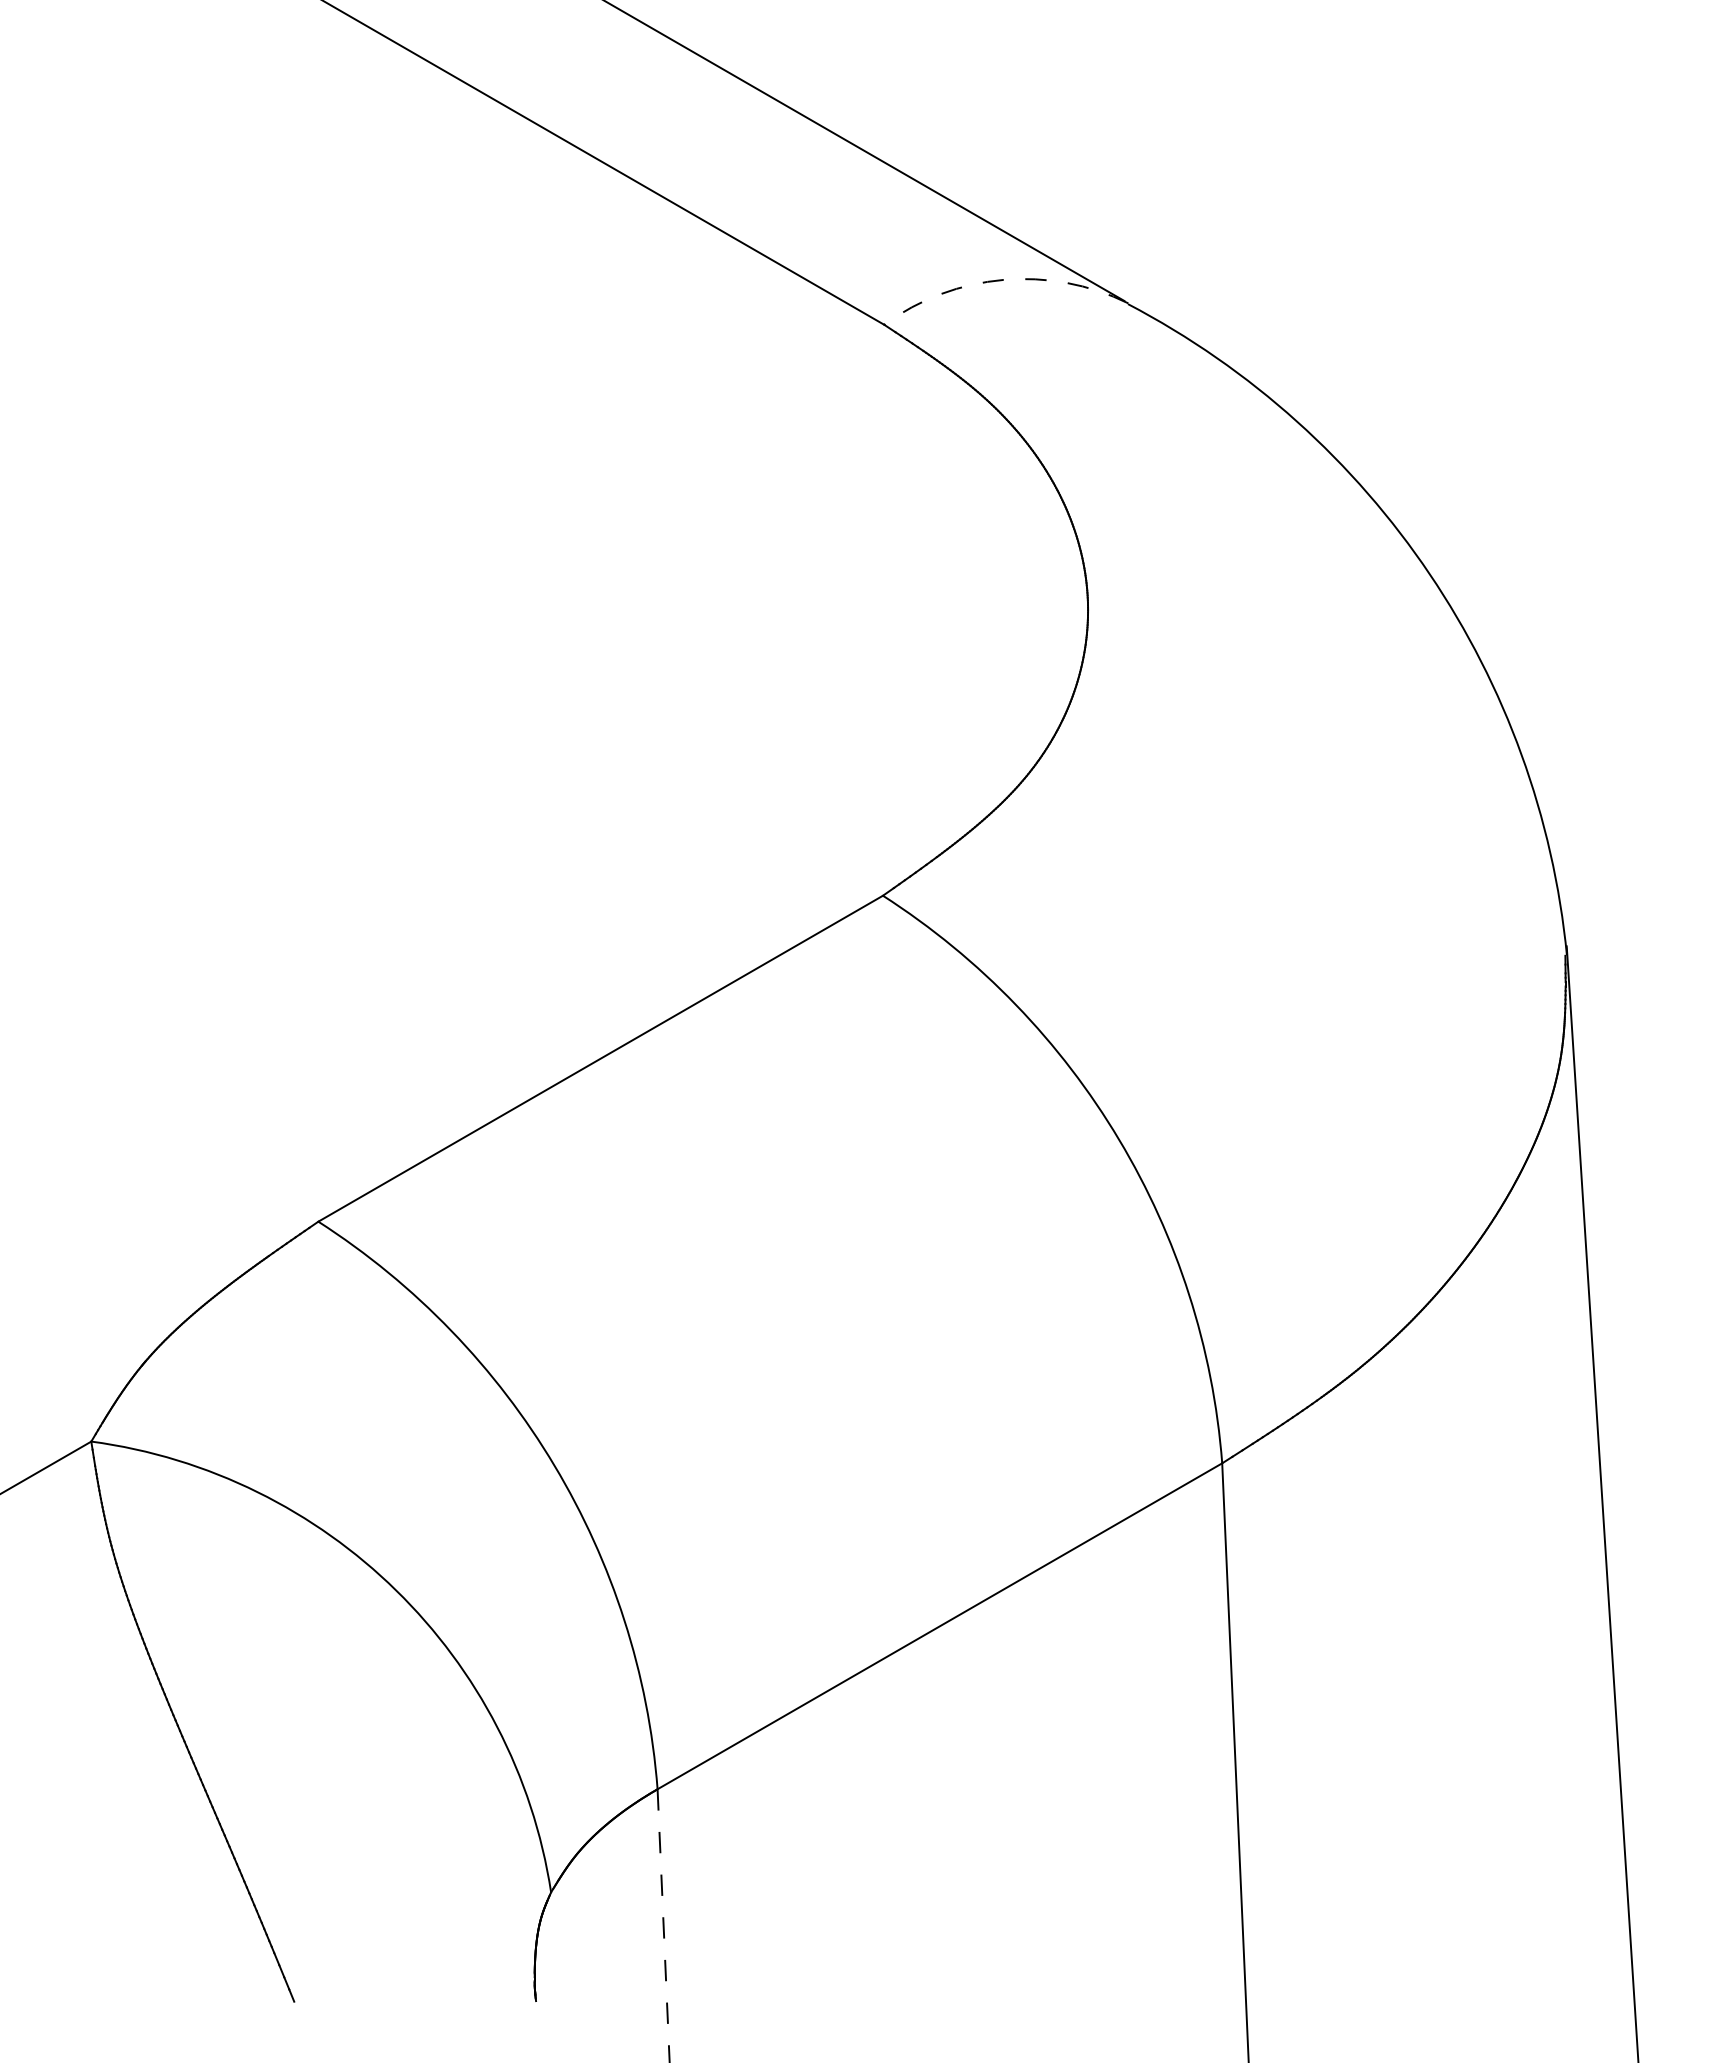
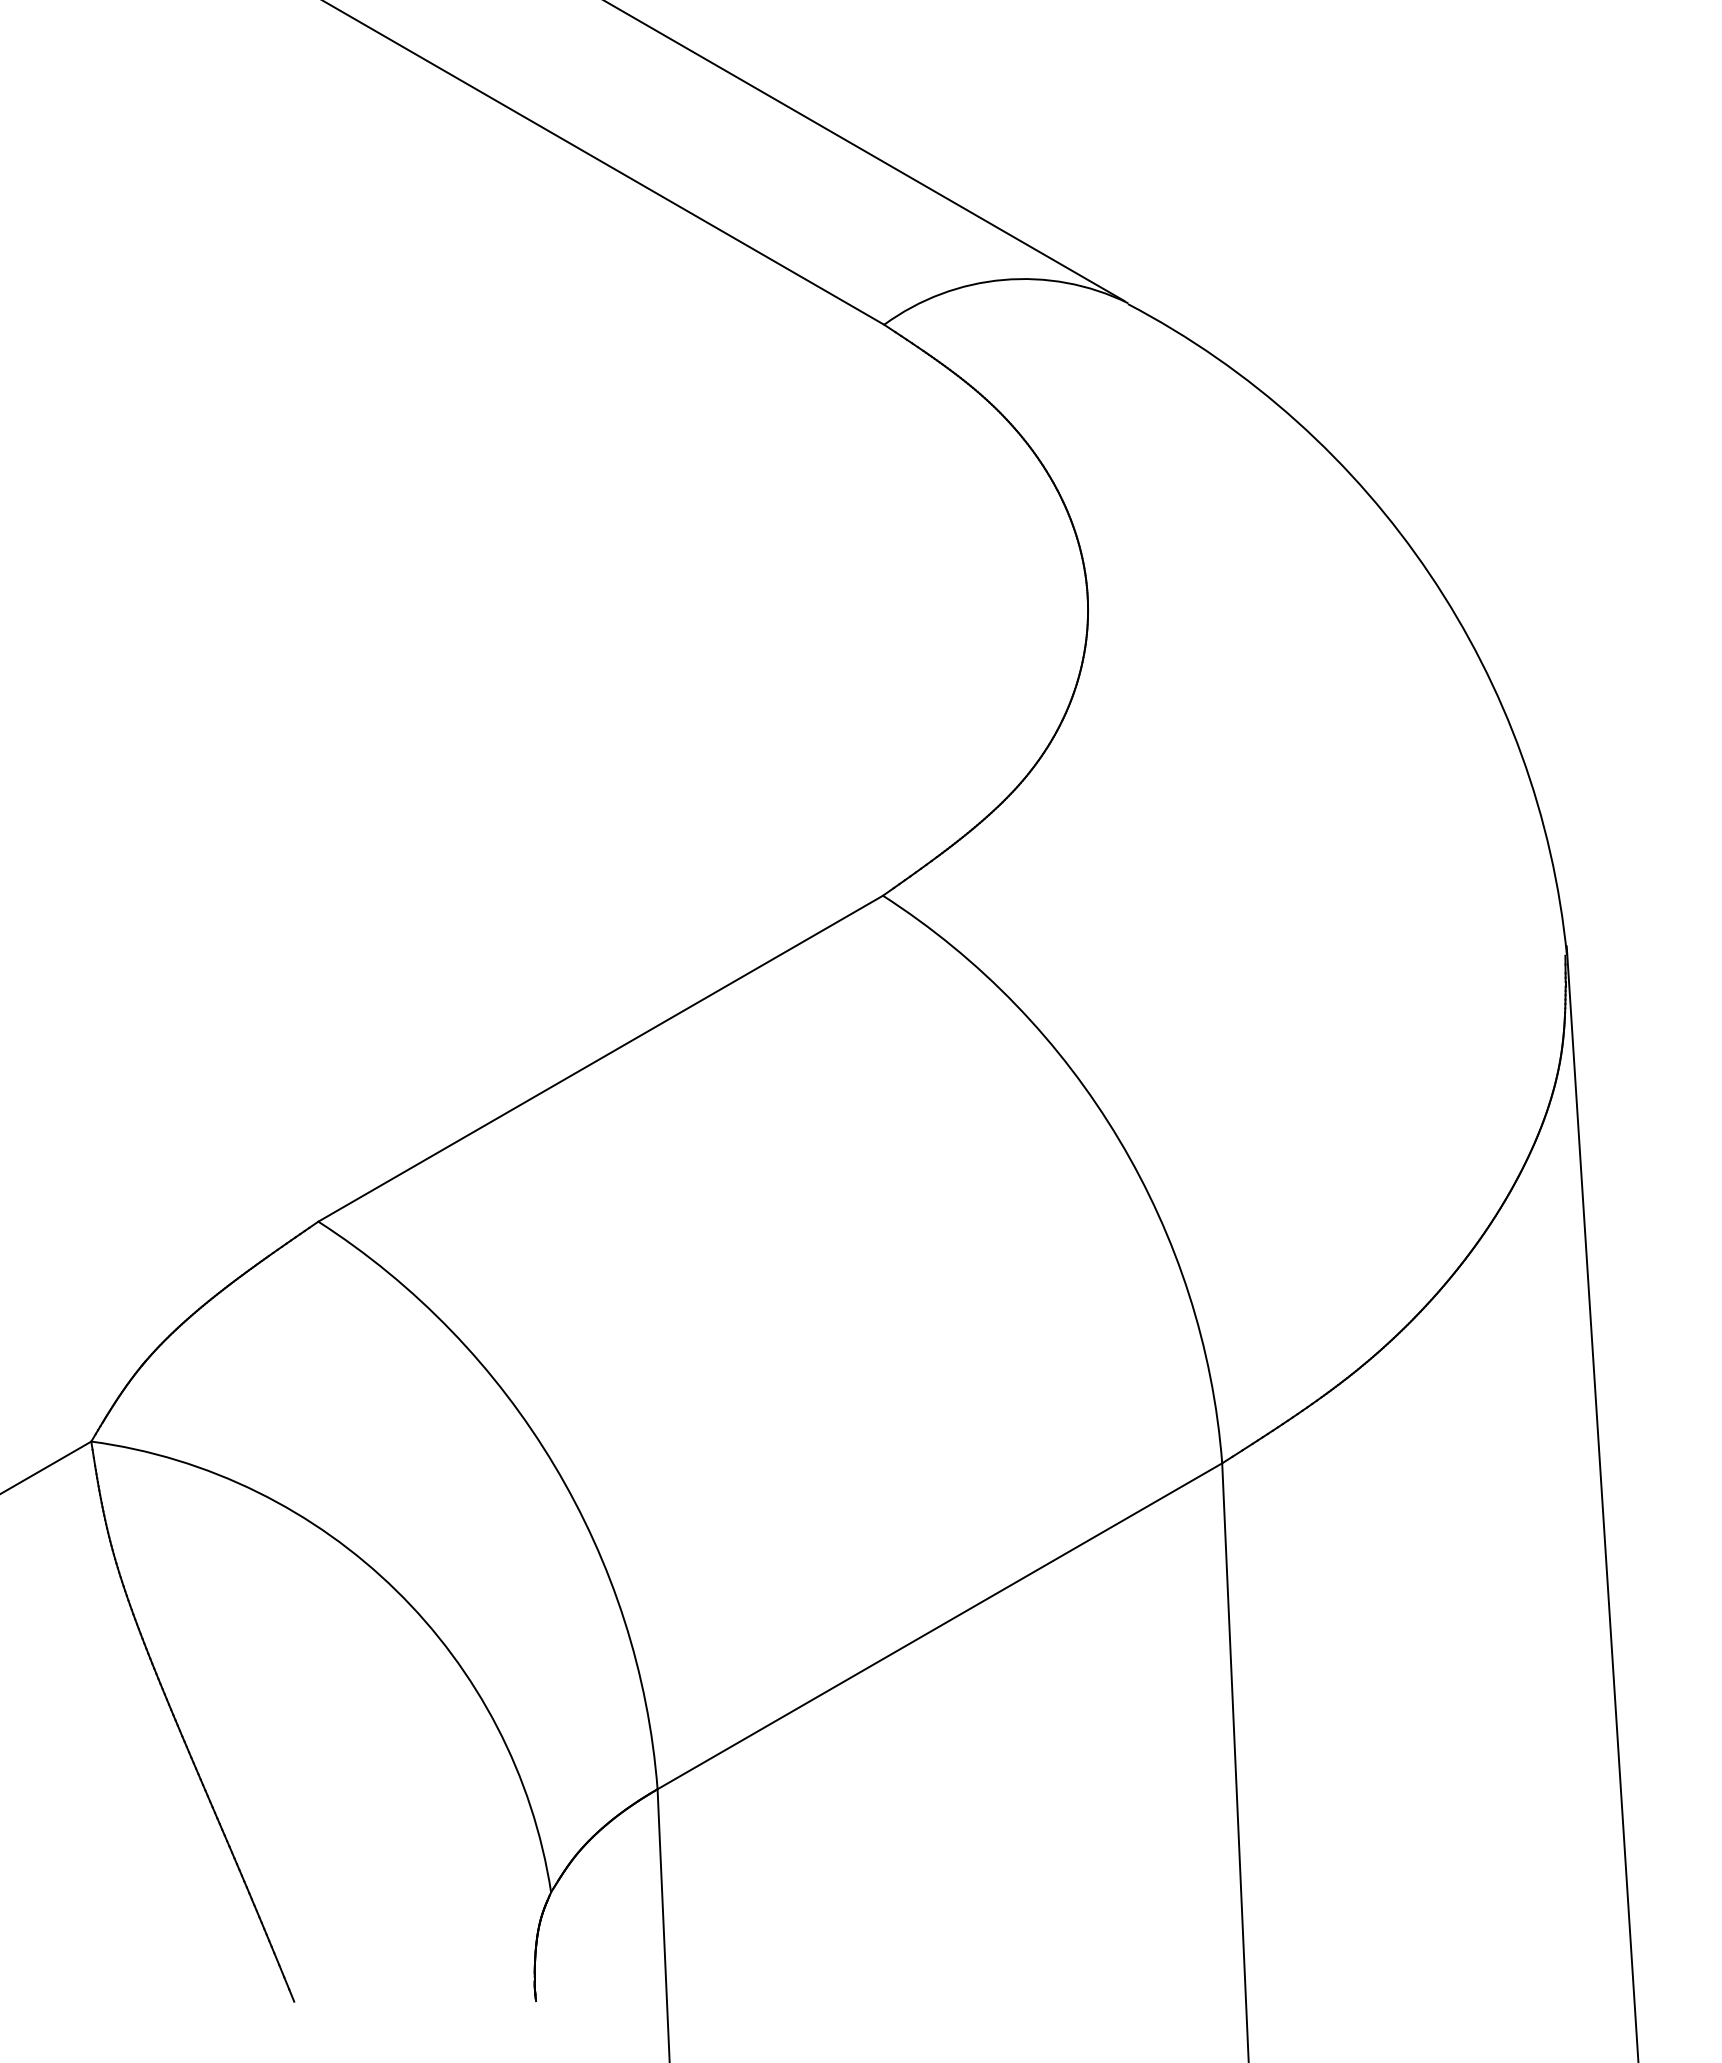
arc: dashed -> solid (1003, 279)
line: dashed -> solid (663, 1926)
